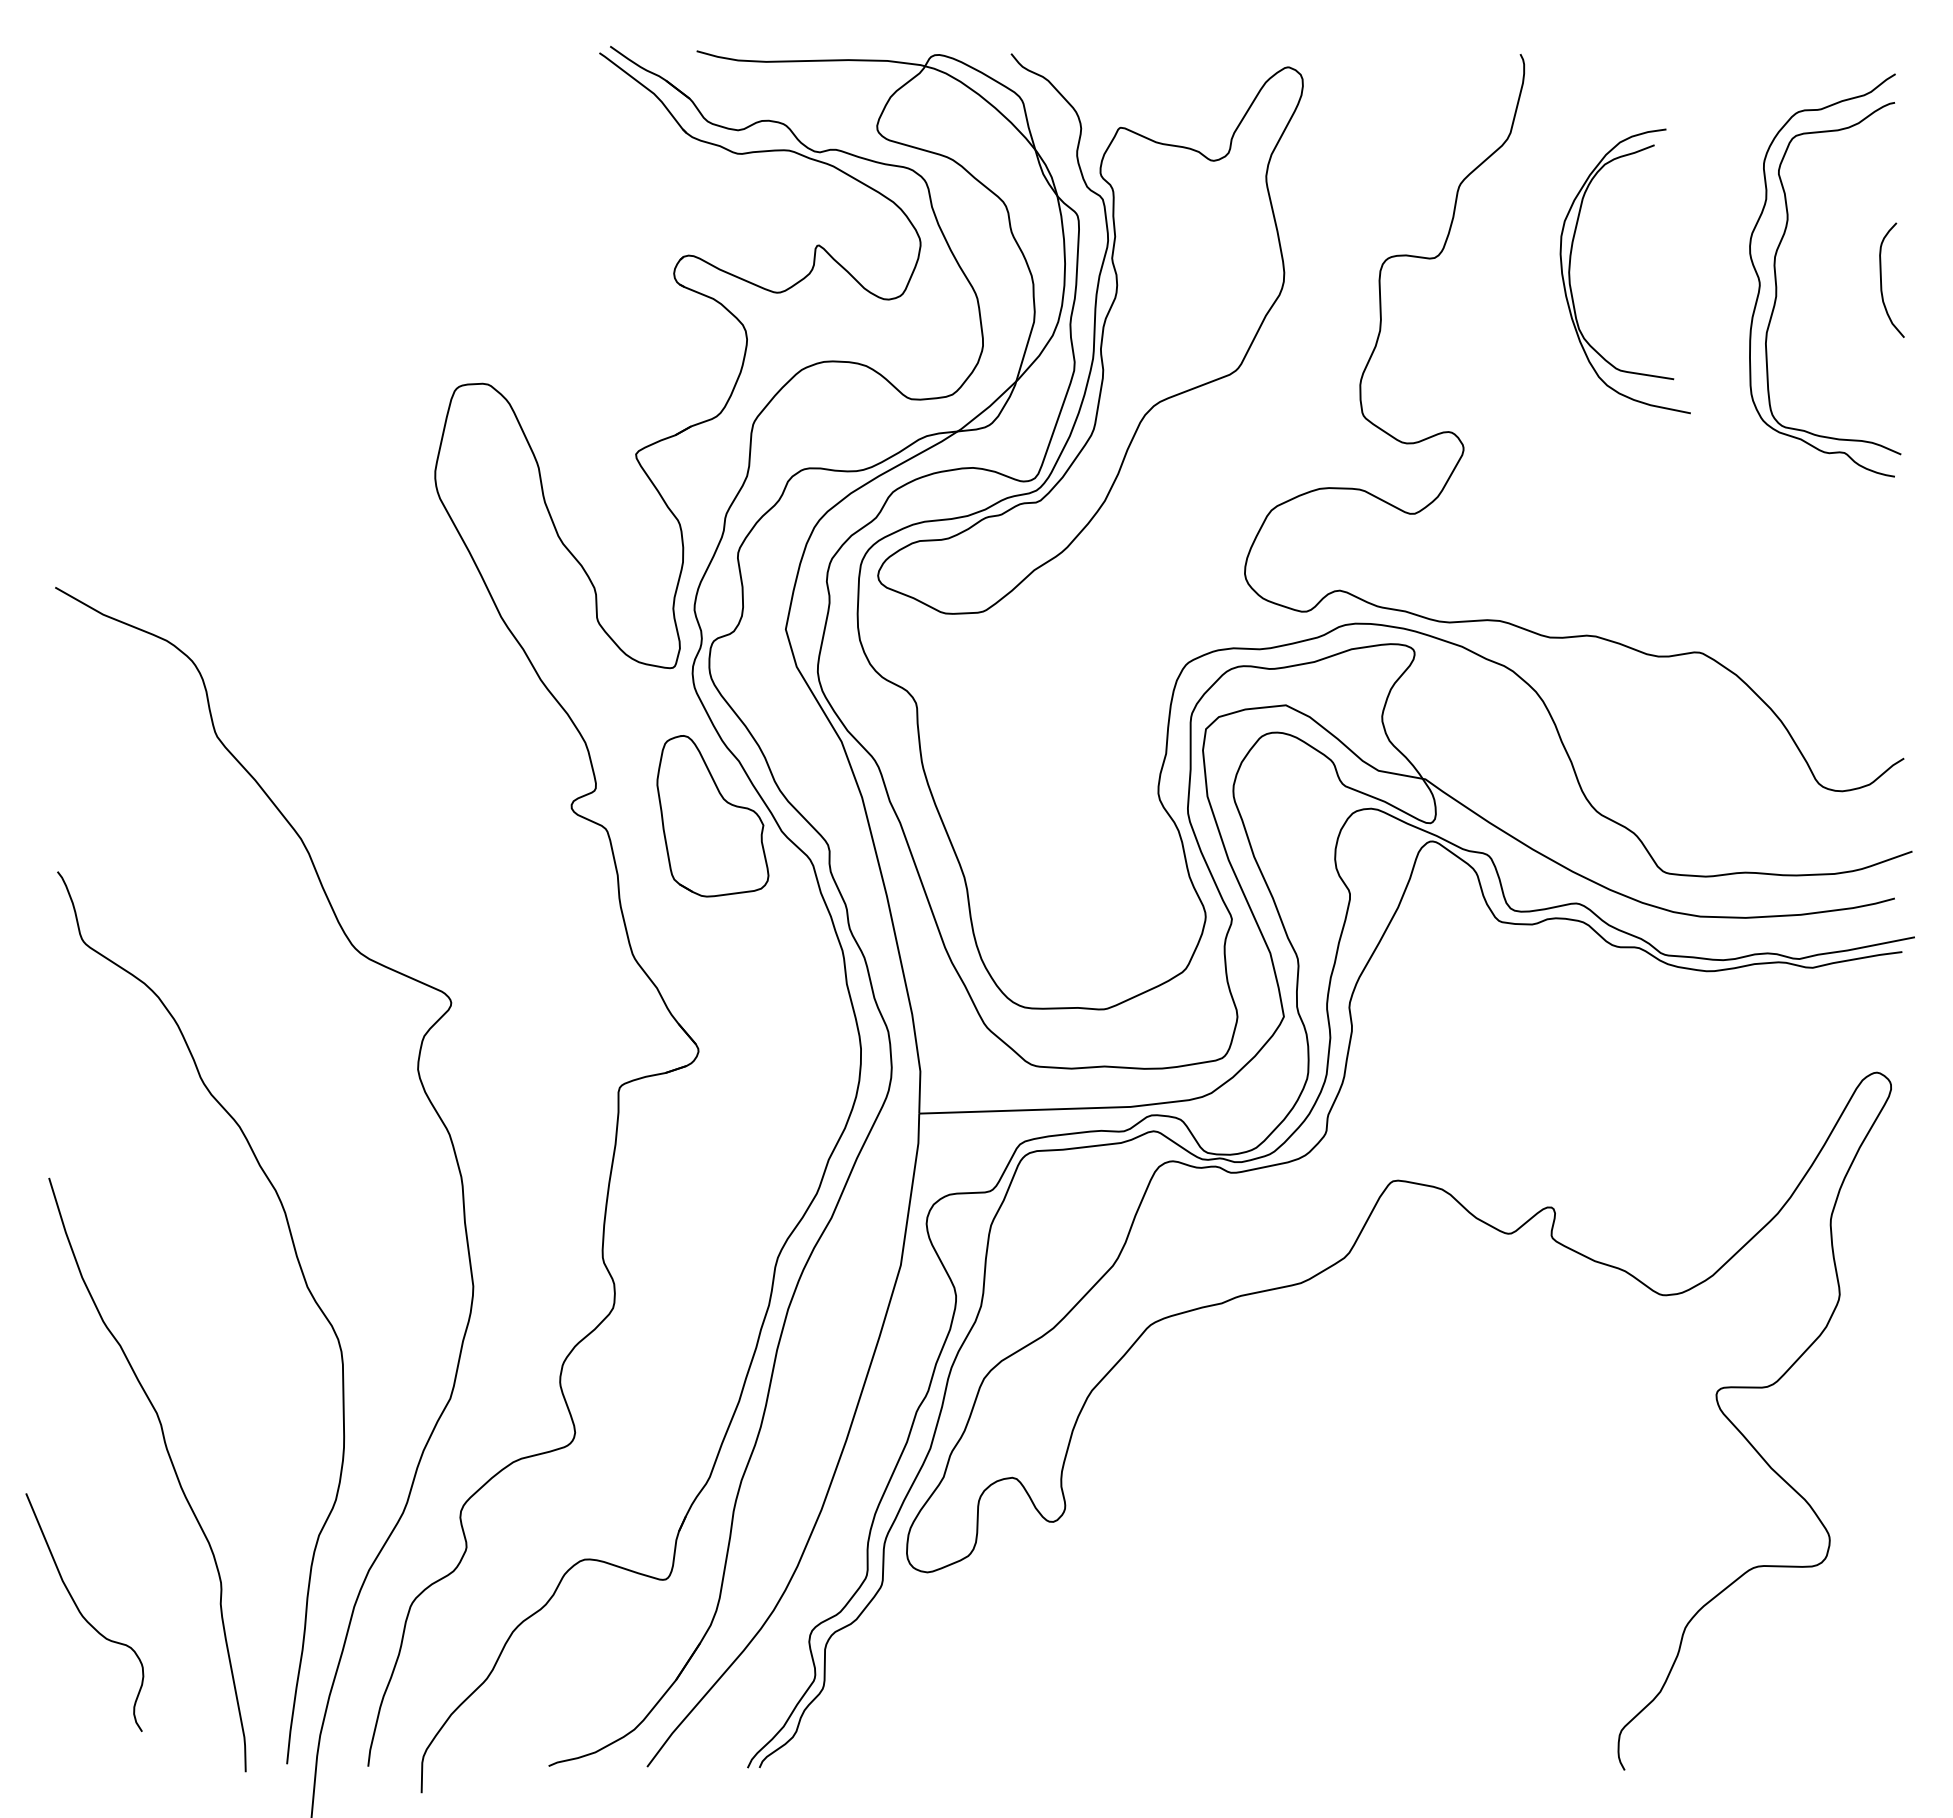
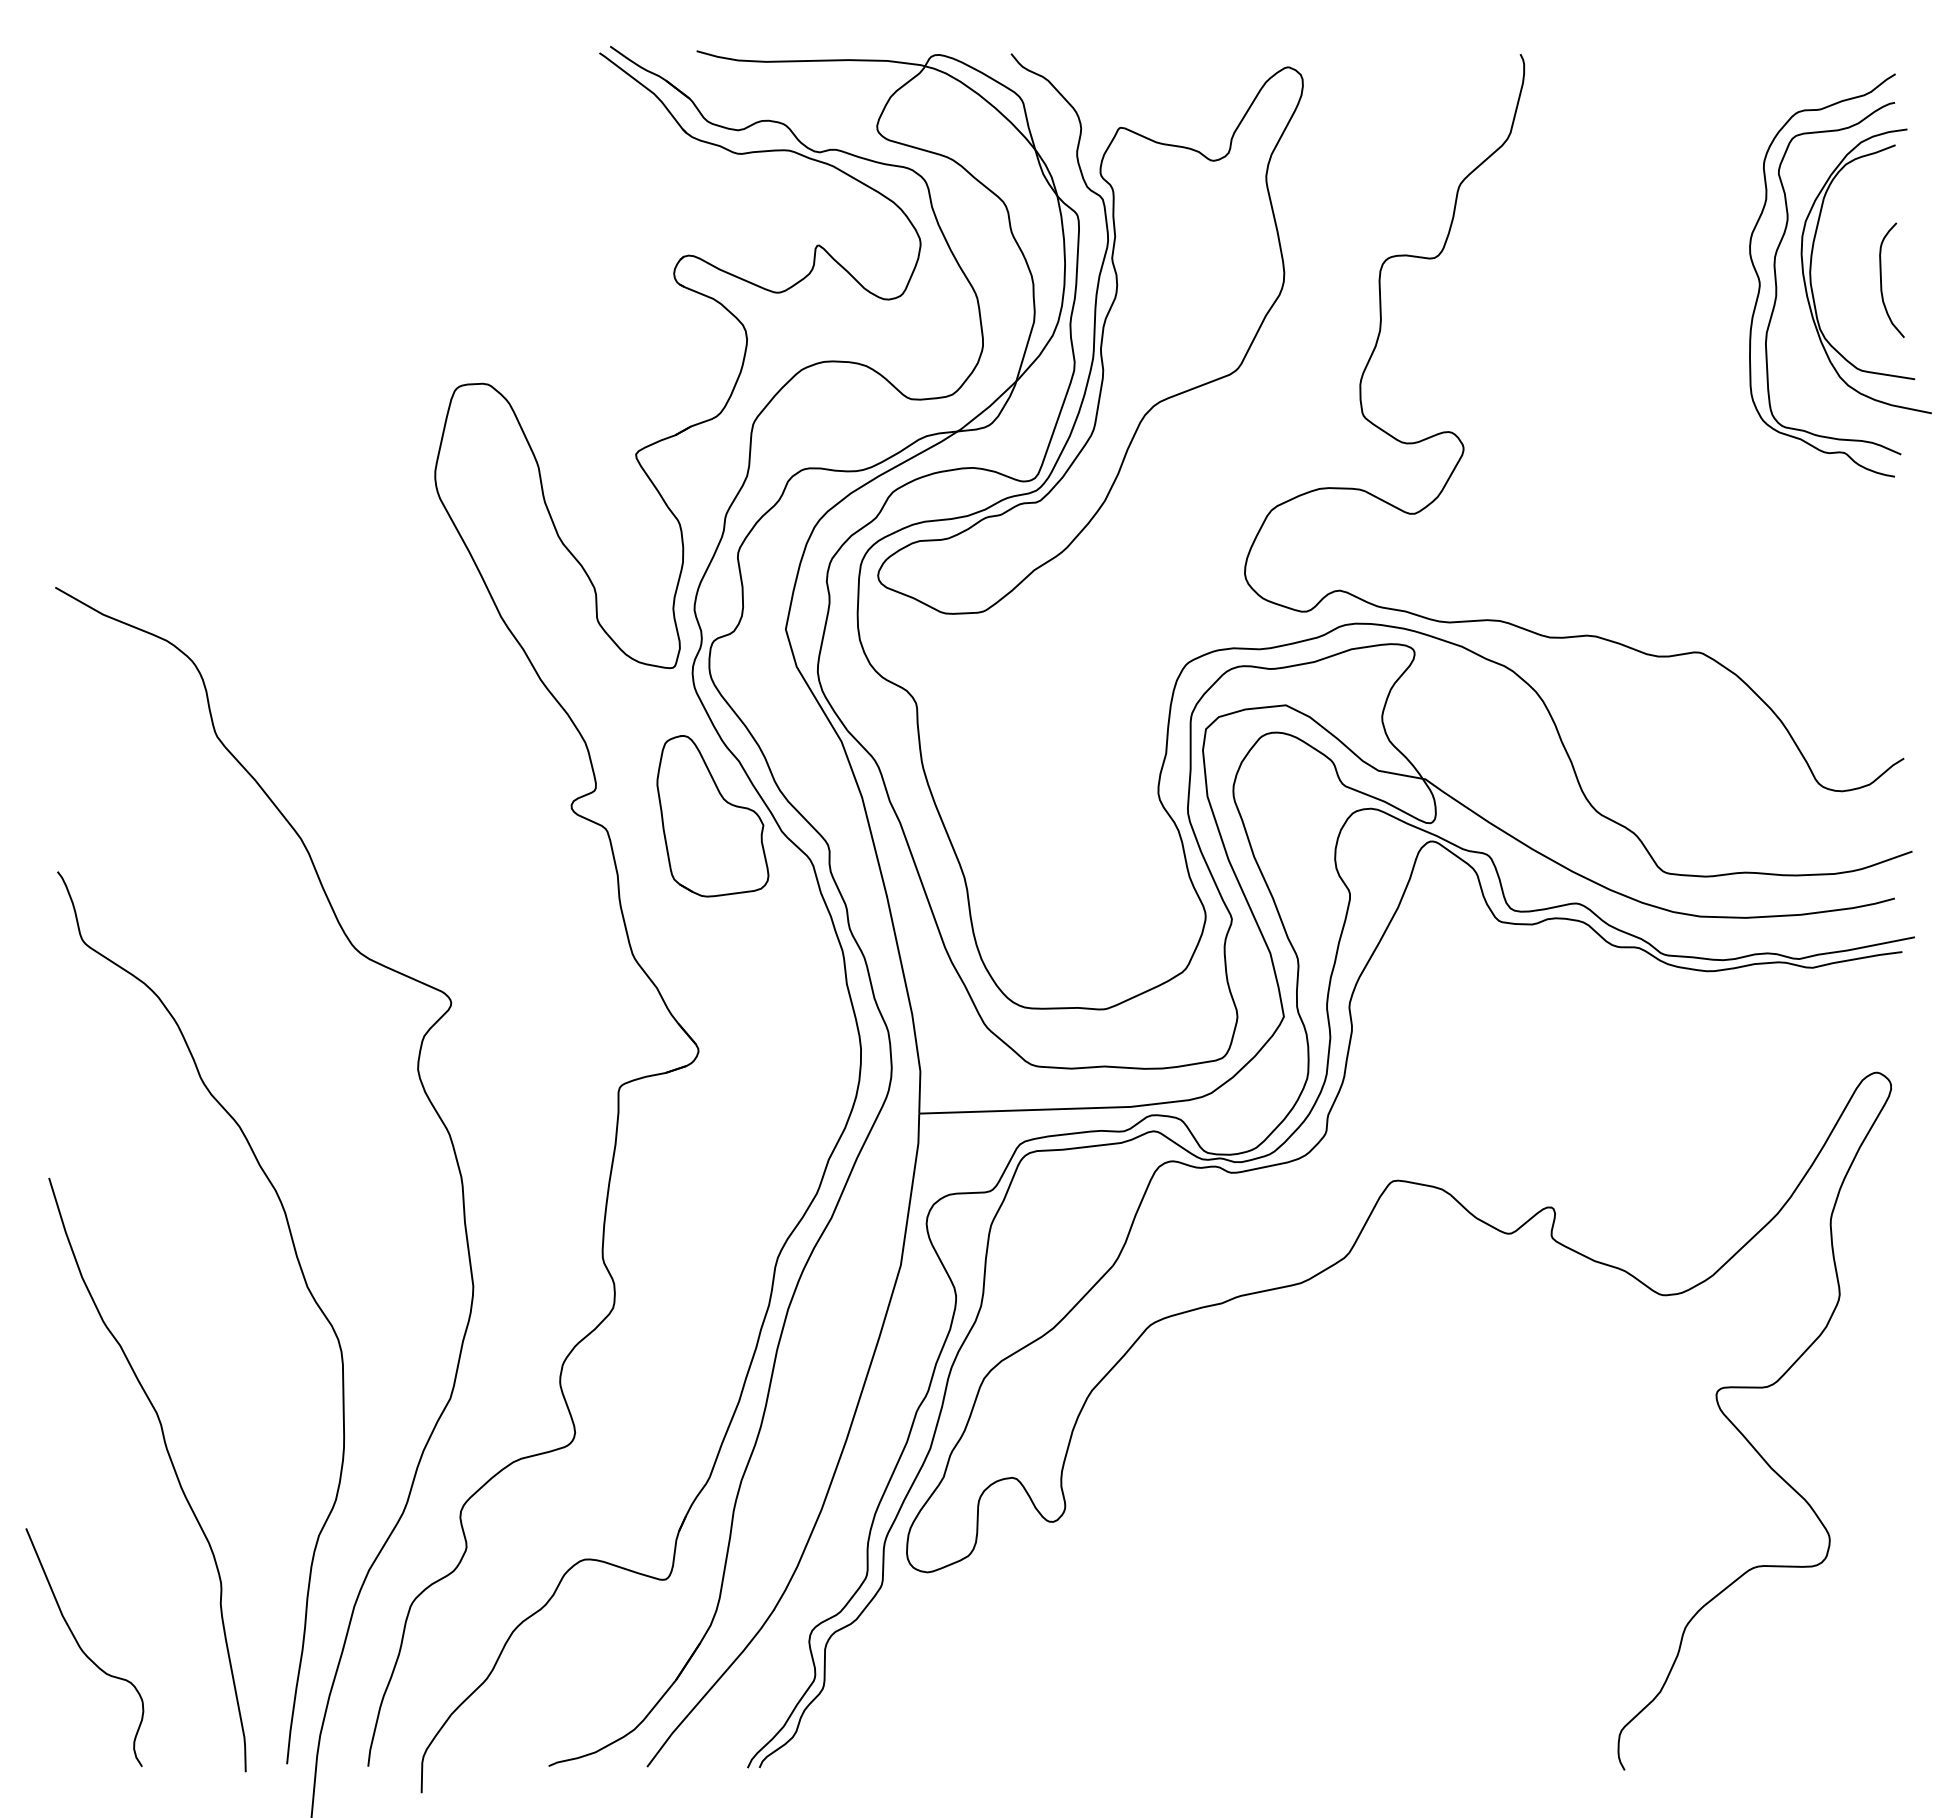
part position: (1570, 271) -> (1811, 271) (1811, 271)
curve position: (82, 1614) -> (82, 1649) (82, 1649)
